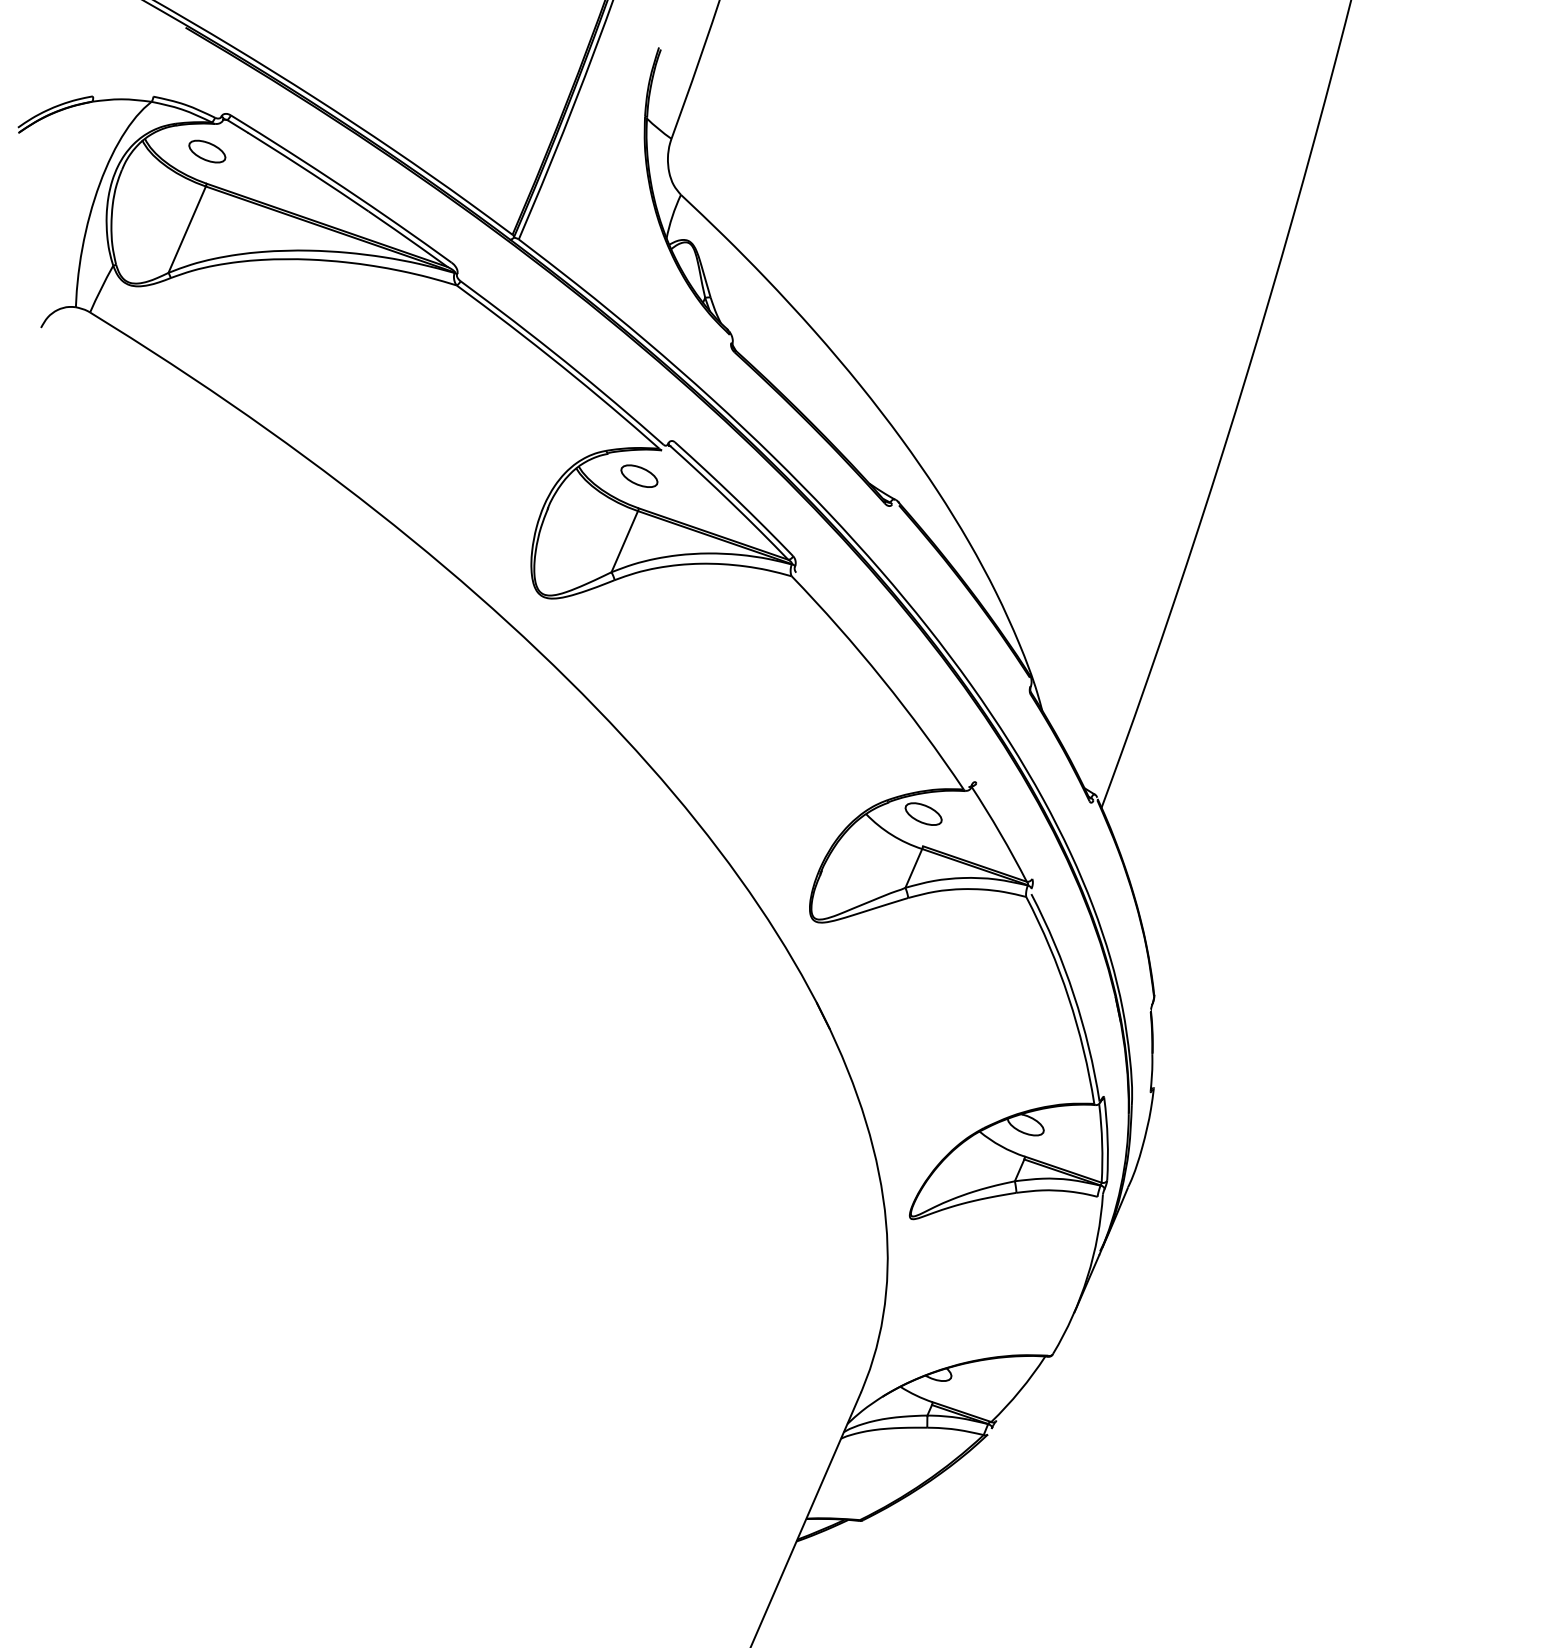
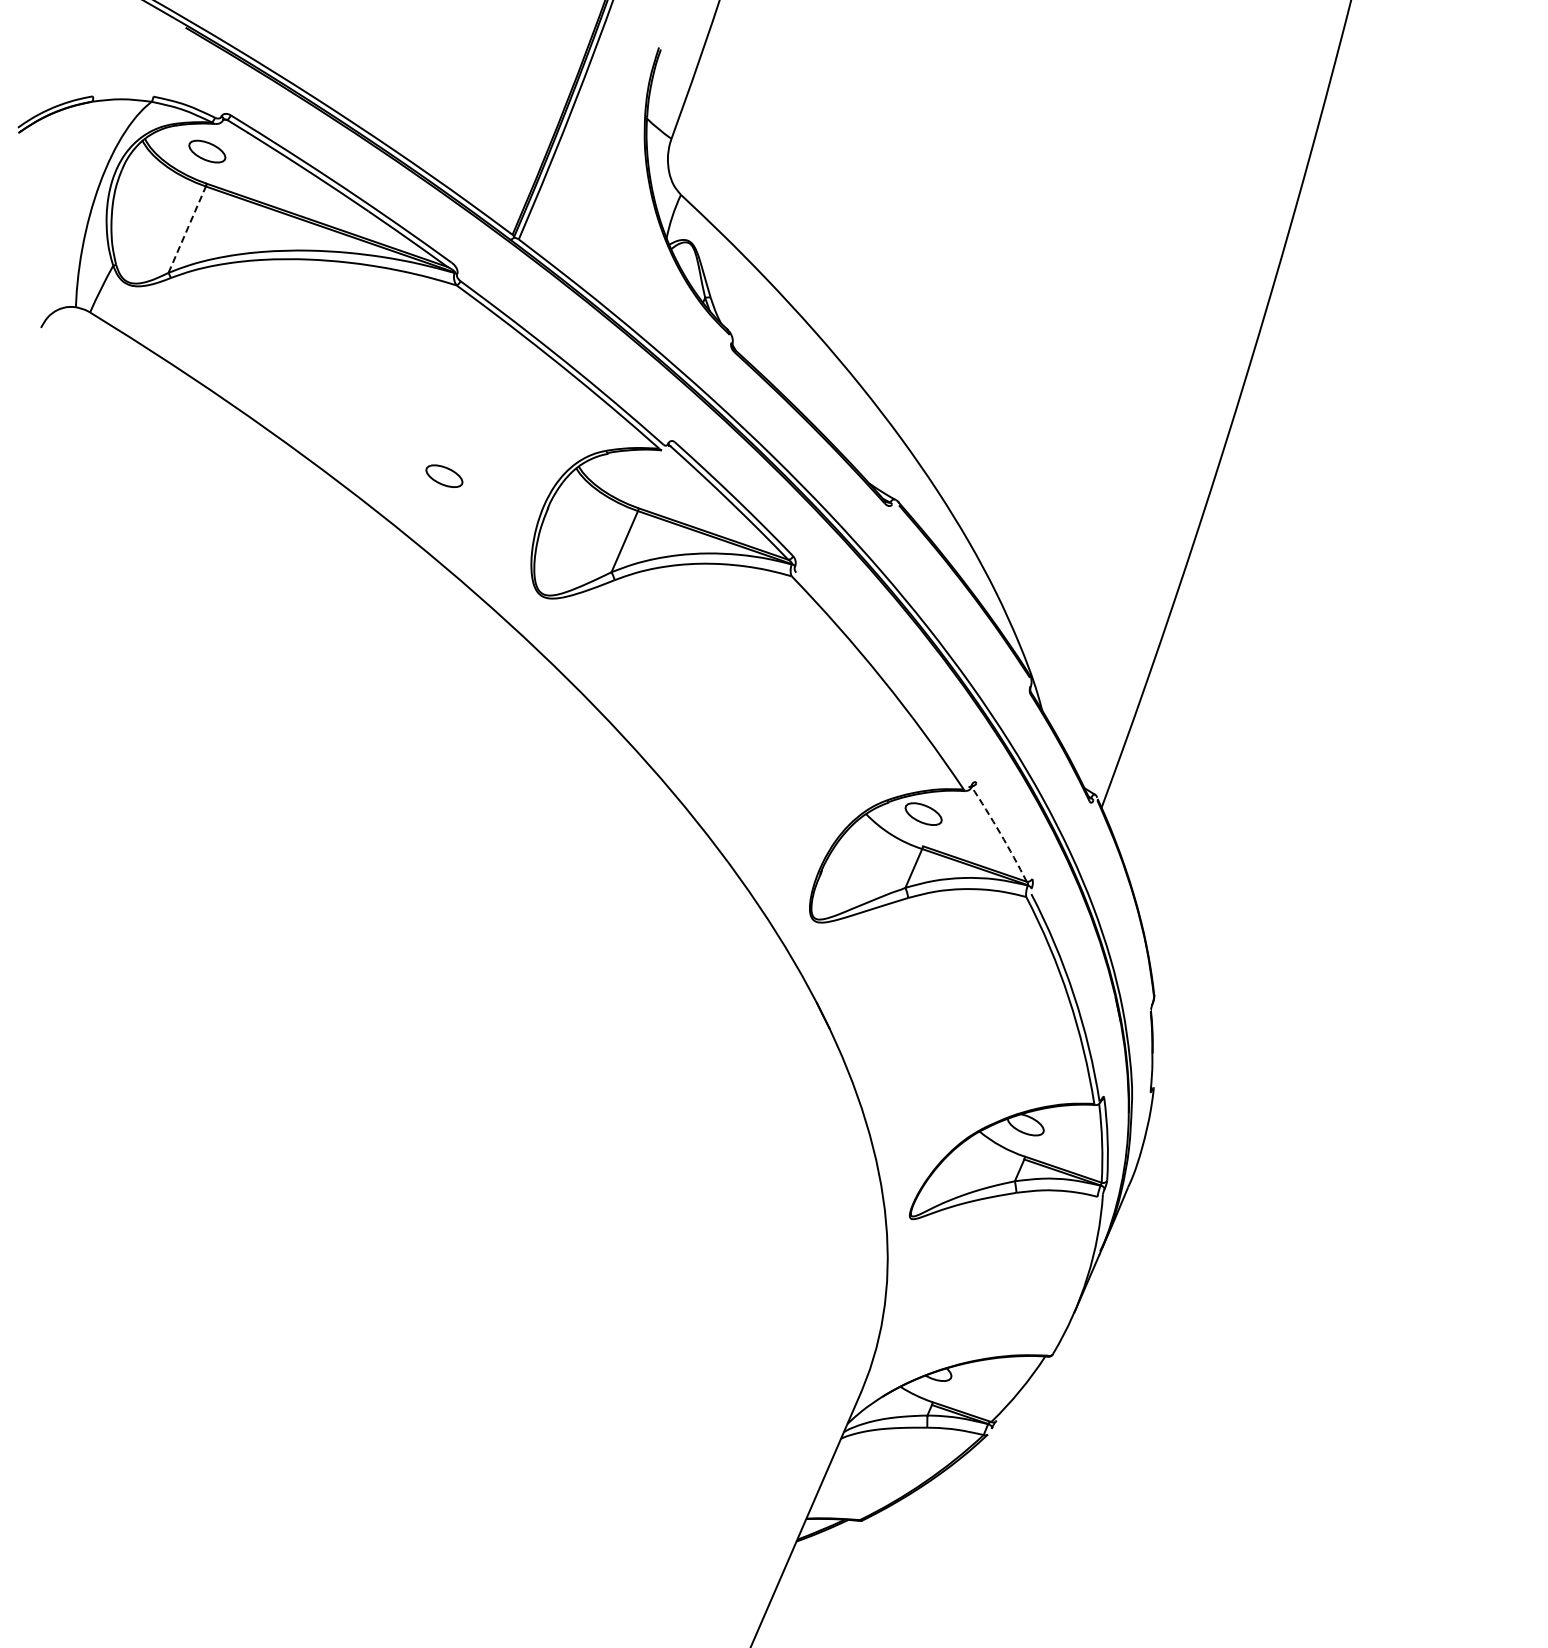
line: solid -> dashed (187, 229)
part position: (639, 475) -> (444, 475) (444, 475)
arc: solid -> dashed (1000, 833)
